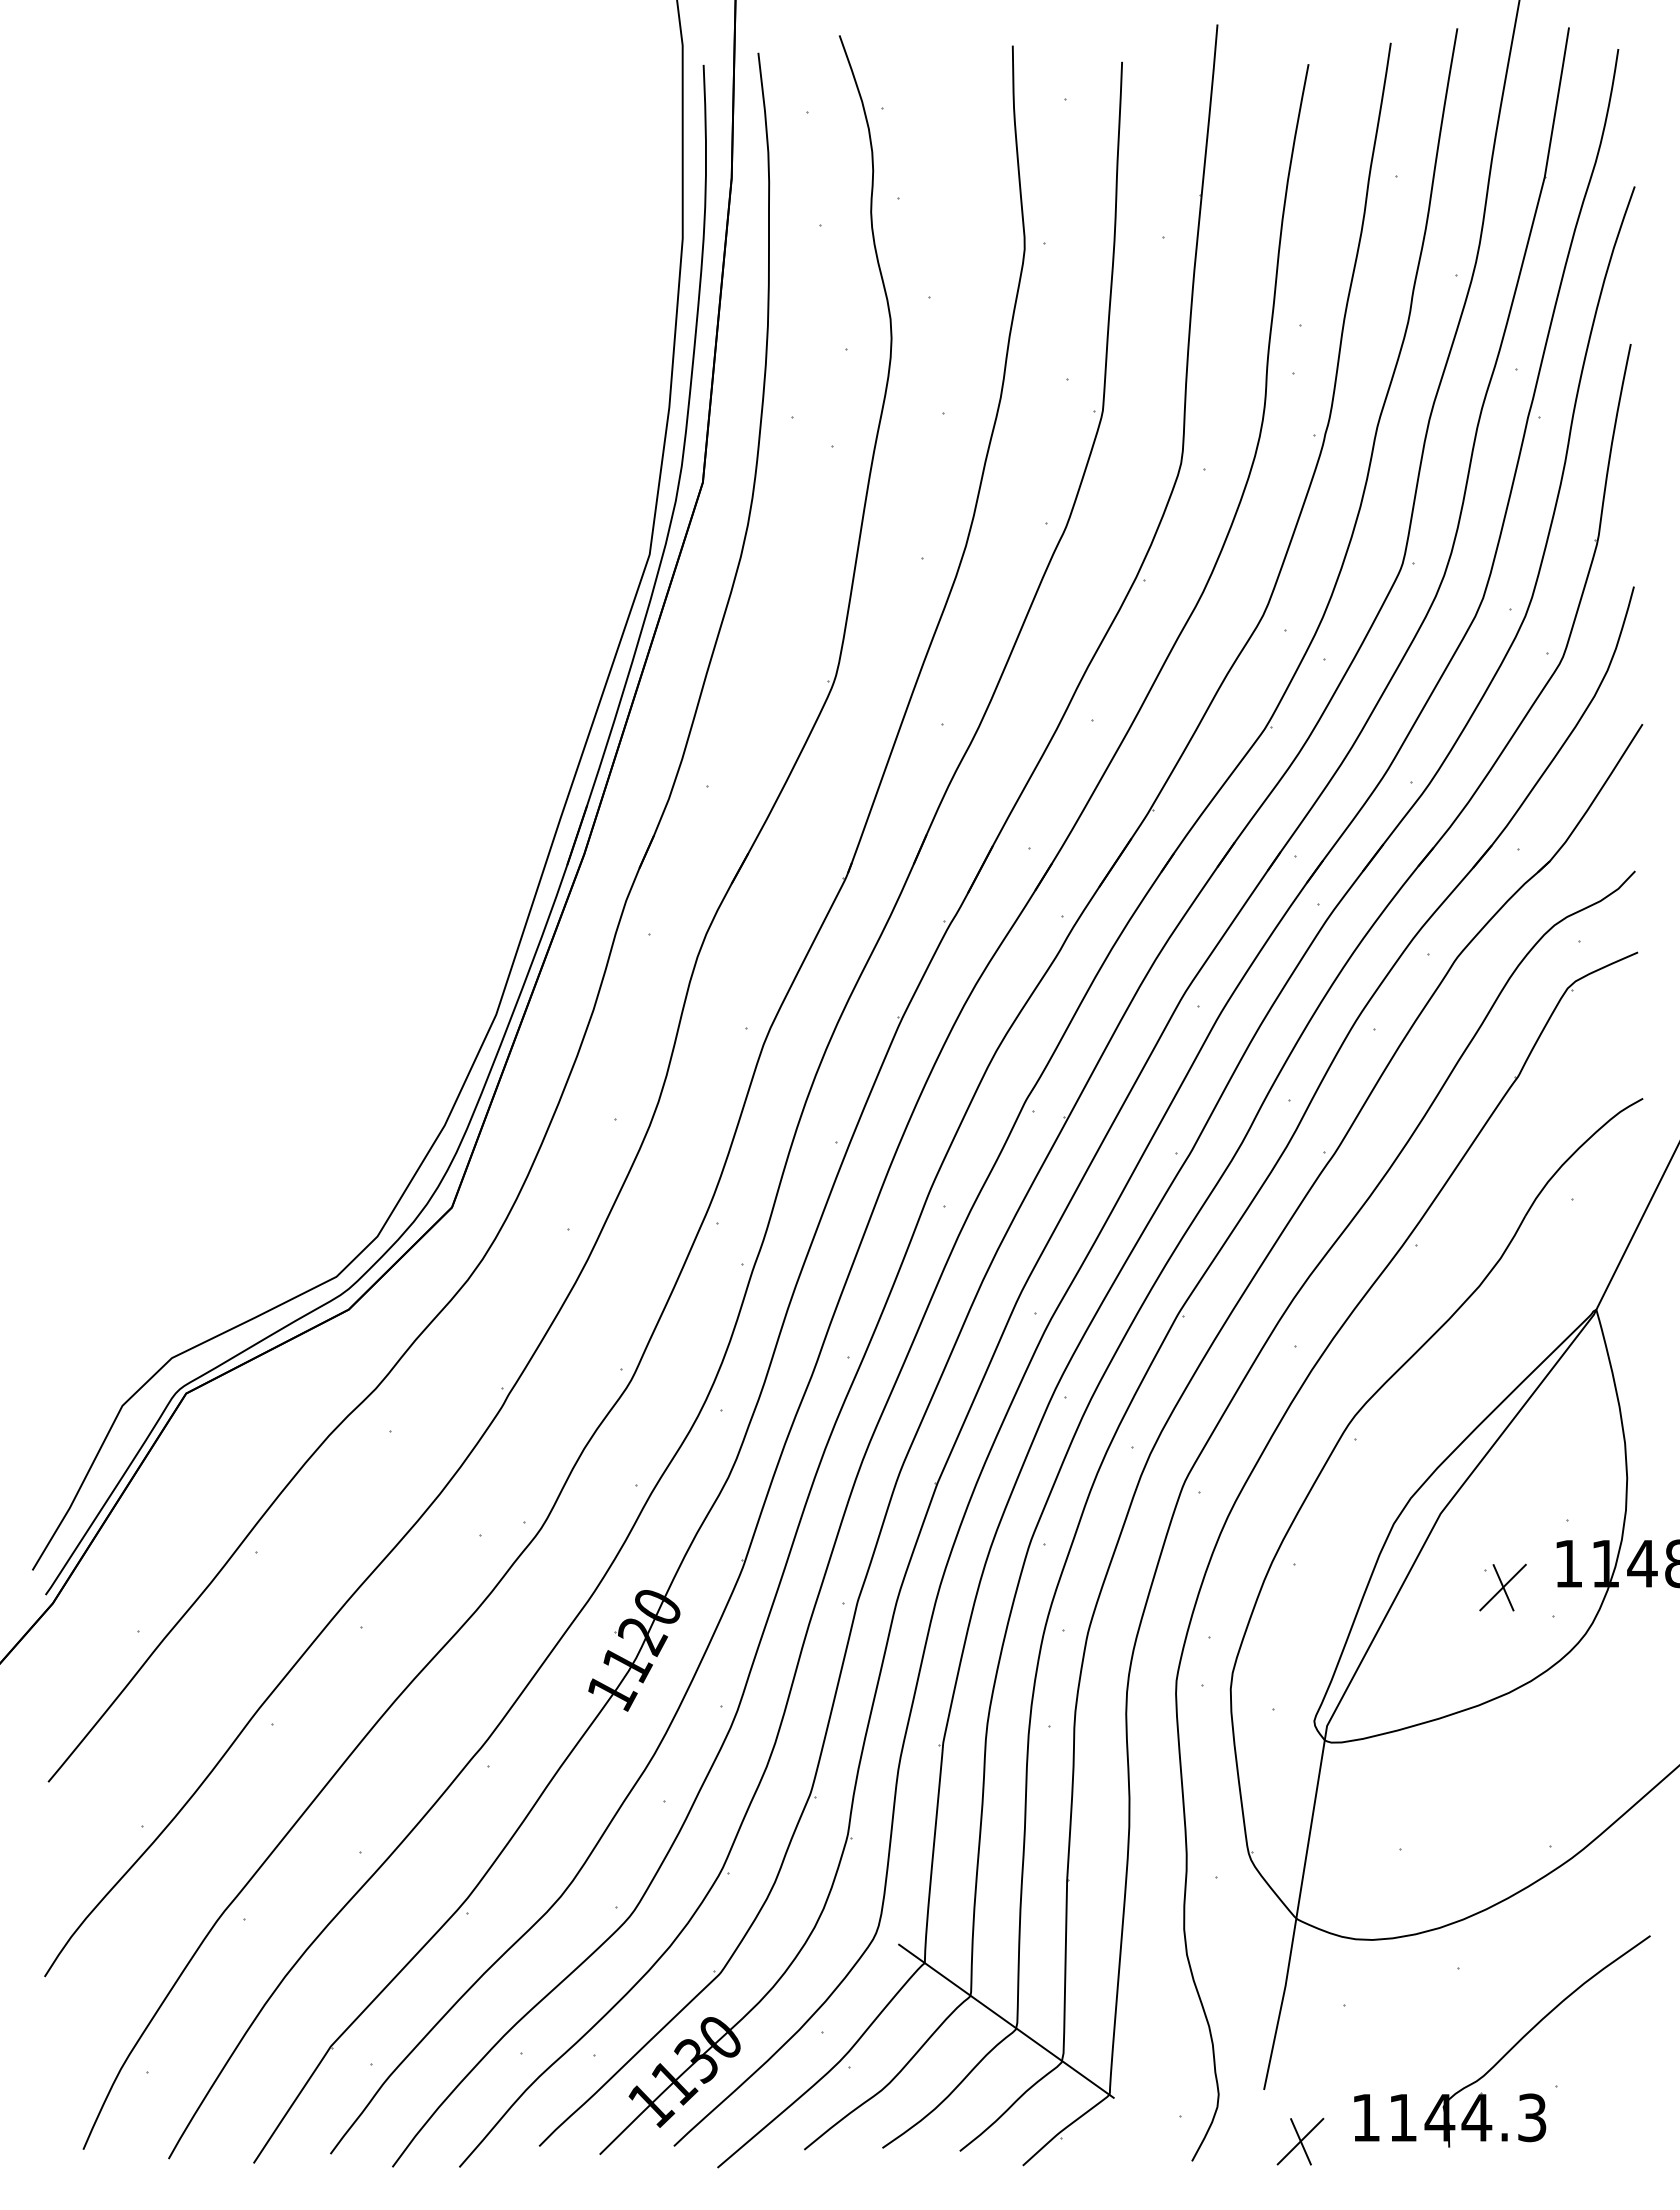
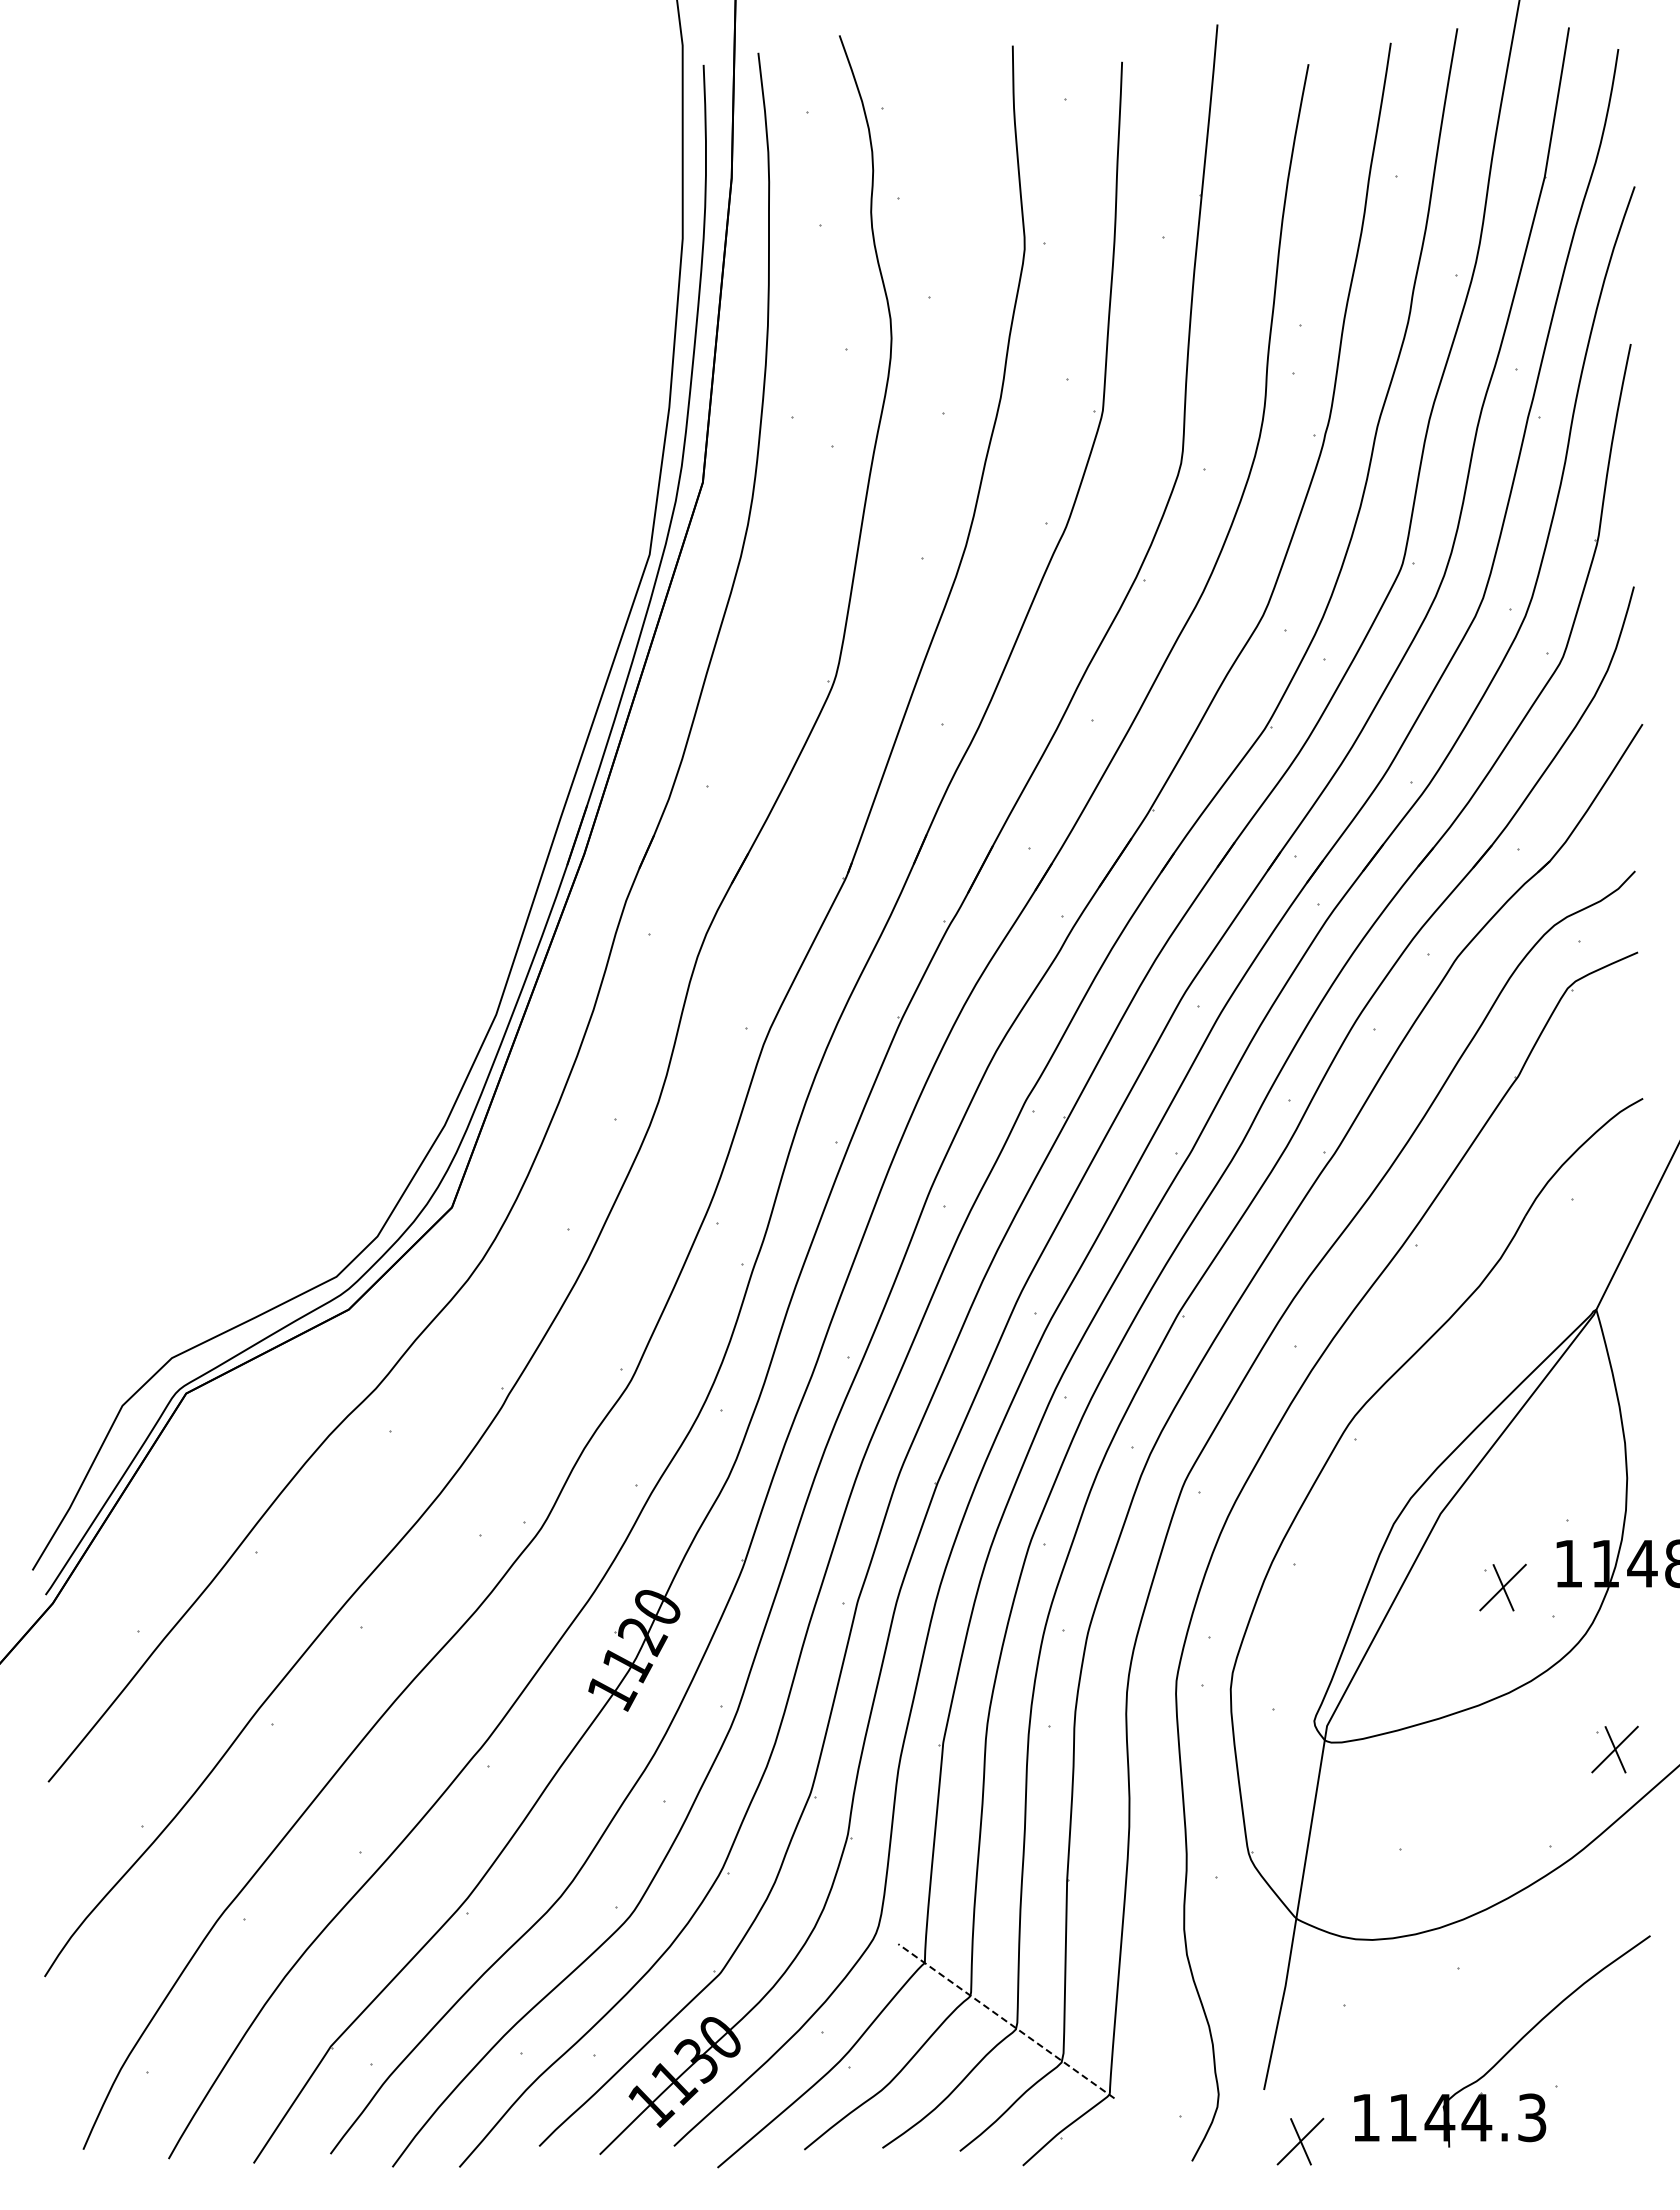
part: none -> present (1614, 1749)
line: solid -> dashed (1006, 2021)
